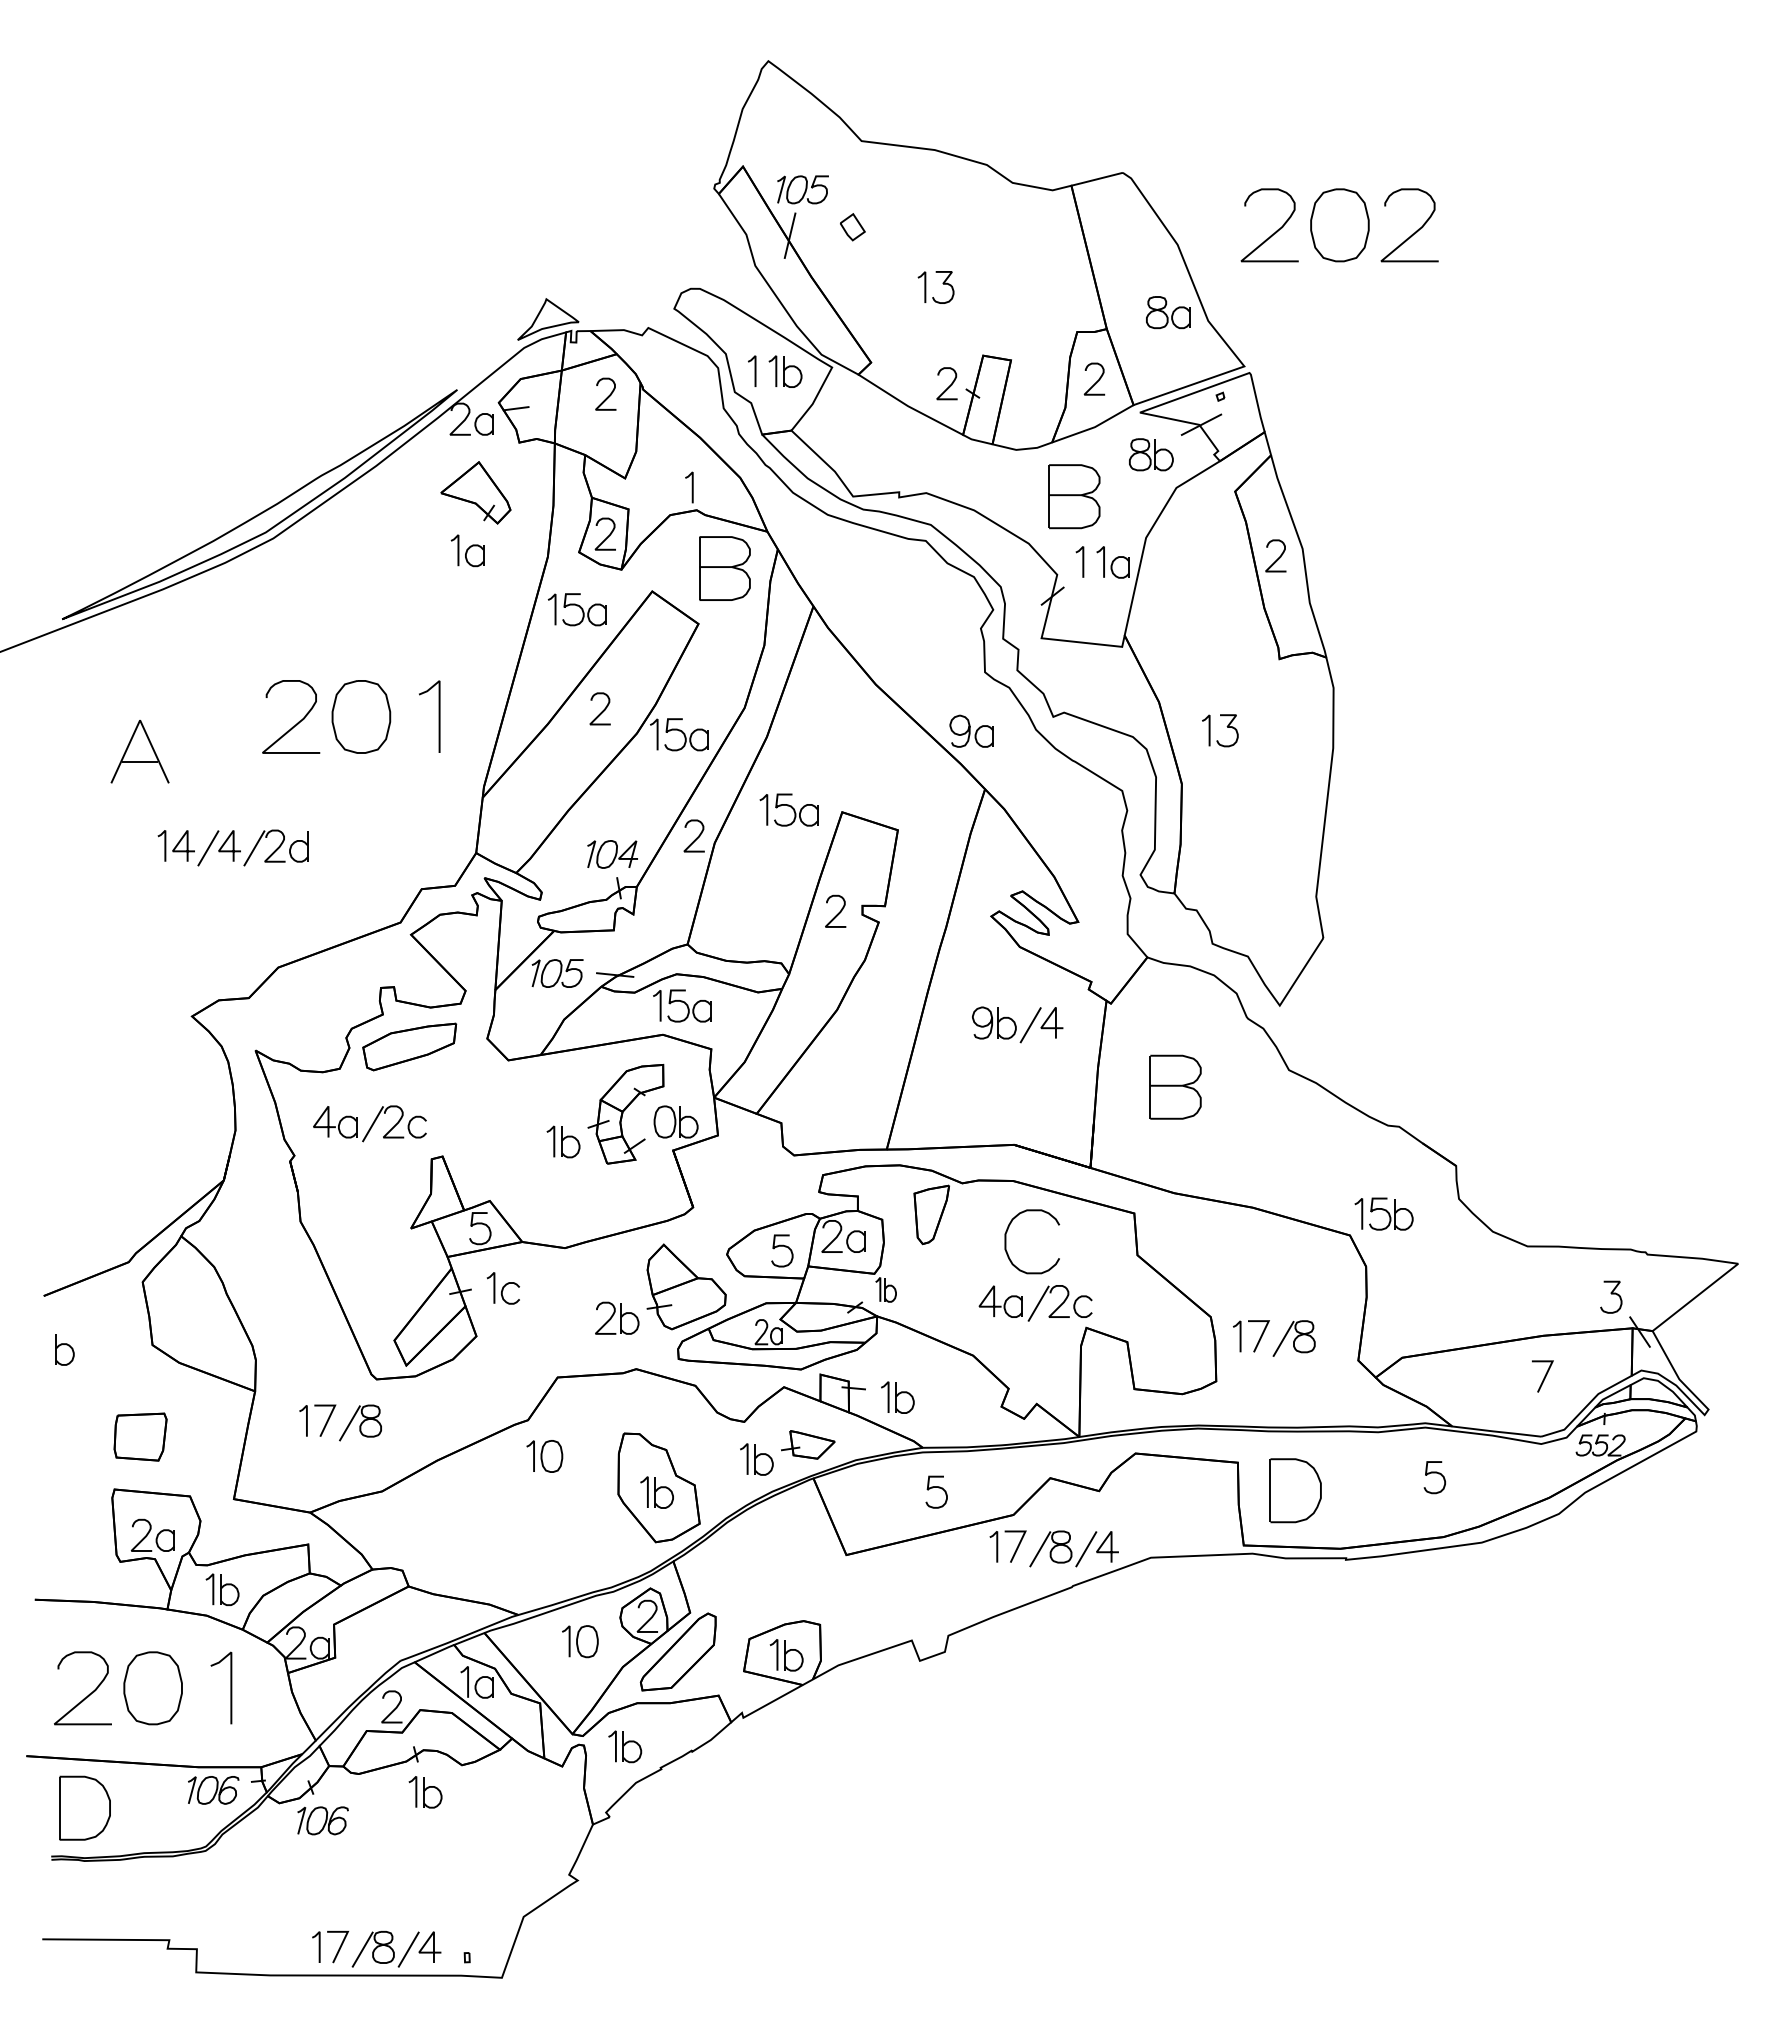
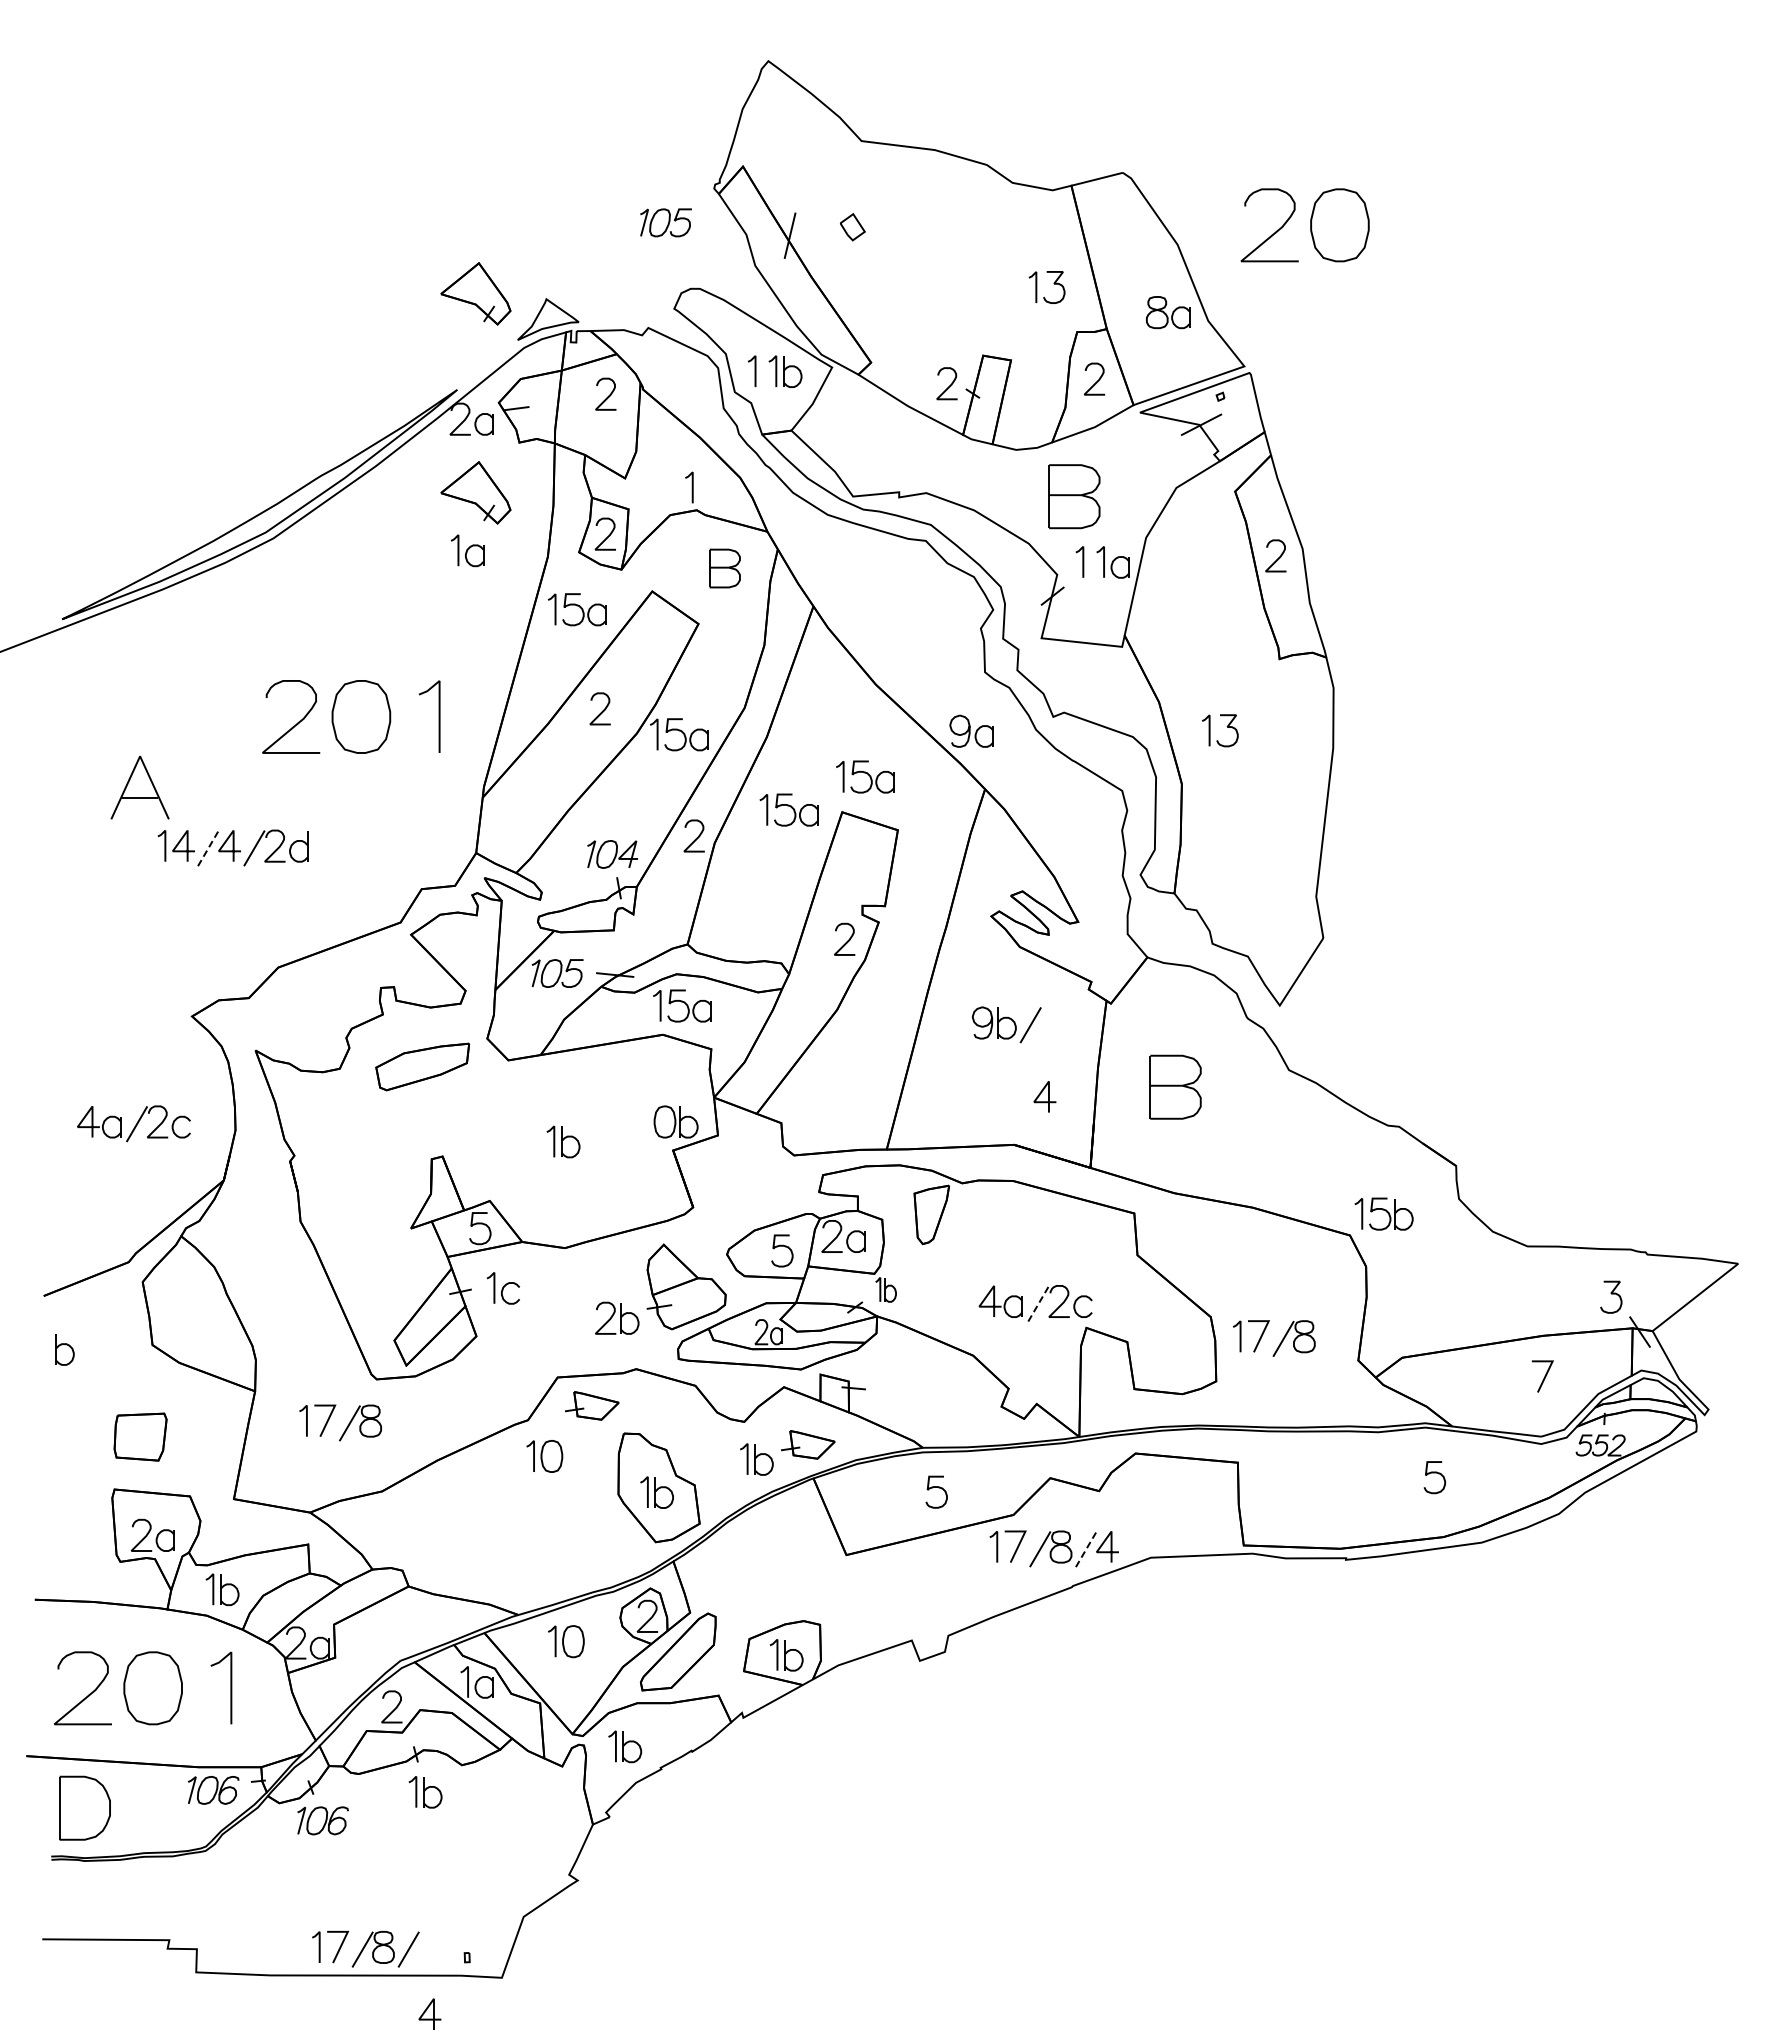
part position: (802, 189) -> (665, 222) (665, 222)
curve: present -> none (1415, 231)
part position: (942, 283) -> (1053, 283) (1053, 283)
part: none -> present (475, 293)
part: present -> none (1151, 454)
part size: 52x65 px -> 32x41 px (724, 568)
part position: (139, 751) -> (139, 787) (139, 787)
part: none -> present (865, 776)
line: solid -> dashed (208, 848)
curve position: (838, 912) -> (847, 940) (847, 940)
line position: (1055, 1022) -> (1048, 1096) (1048, 1096)
part position: (409, 1046) -> (422, 1066) (422, 1066)
part: present -> none (625, 1114)
part position: (369, 1123) -> (133, 1123) (133, 1123)
curve: present -> none (1006, 1241)
line: solid -> dashed (1038, 1303)
part: present -> none (897, 1397)
part: none -> present (592, 1405)
part: present -> none (1295, 1490)
line: solid -> dashed (1086, 1549)
part position: (580, 1641) -> (566, 1641) (566, 1641)
line position: (426, 1944) -> (426, 2011) (426, 2011)
